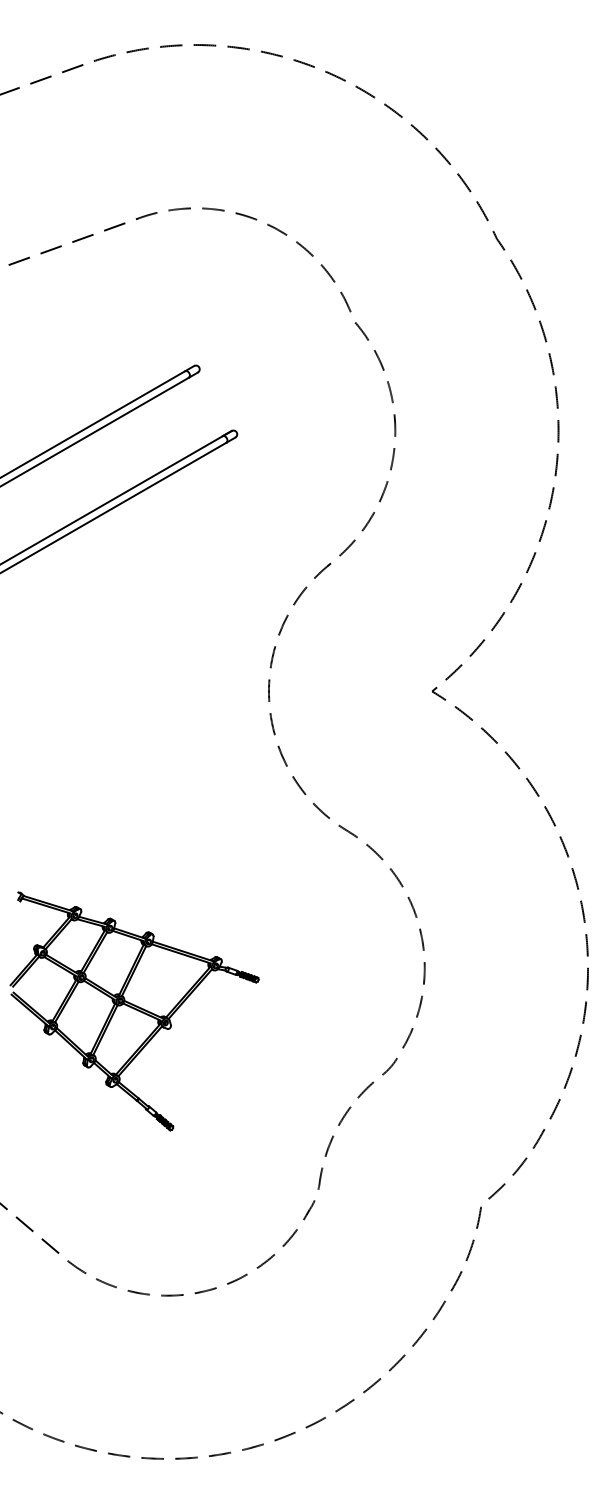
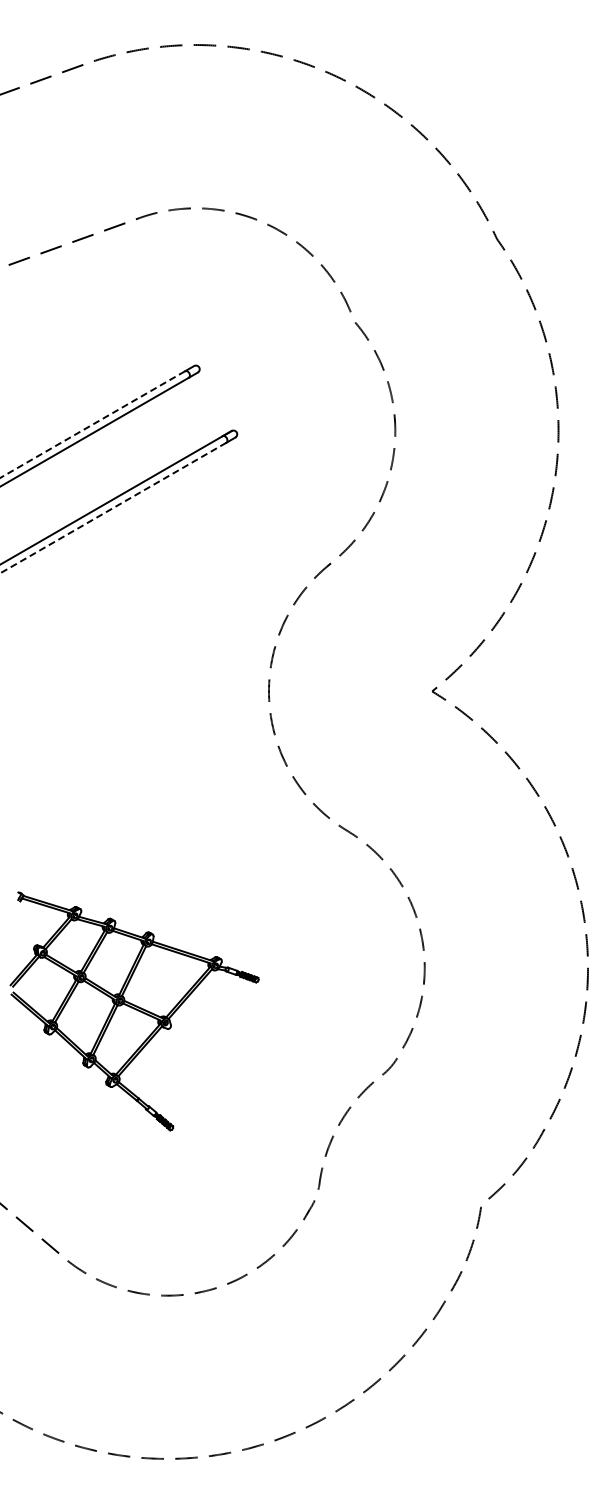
line: solid -> dashed (92, 424)
line: solid -> dashed (113, 508)
